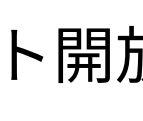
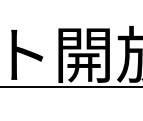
line: none -> present (70, 86)
